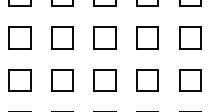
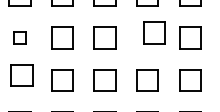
part size: 24x24 px -> 14x14 px (19, 37)
part position: (147, 37) -> (154, 32) (154, 32)
part position: (19, 80) -> (21, 75) (21, 75)
